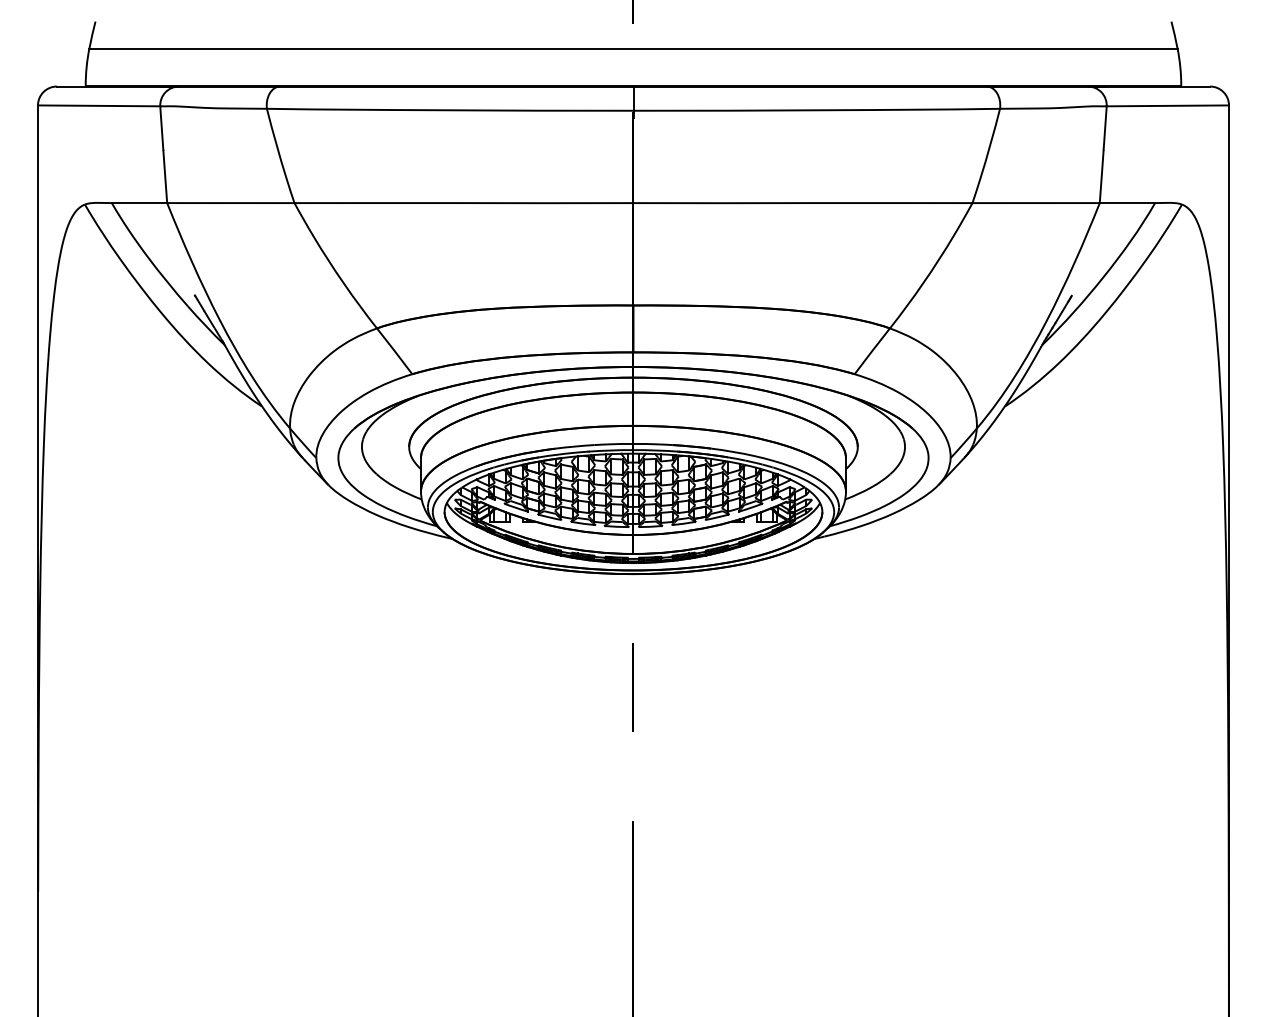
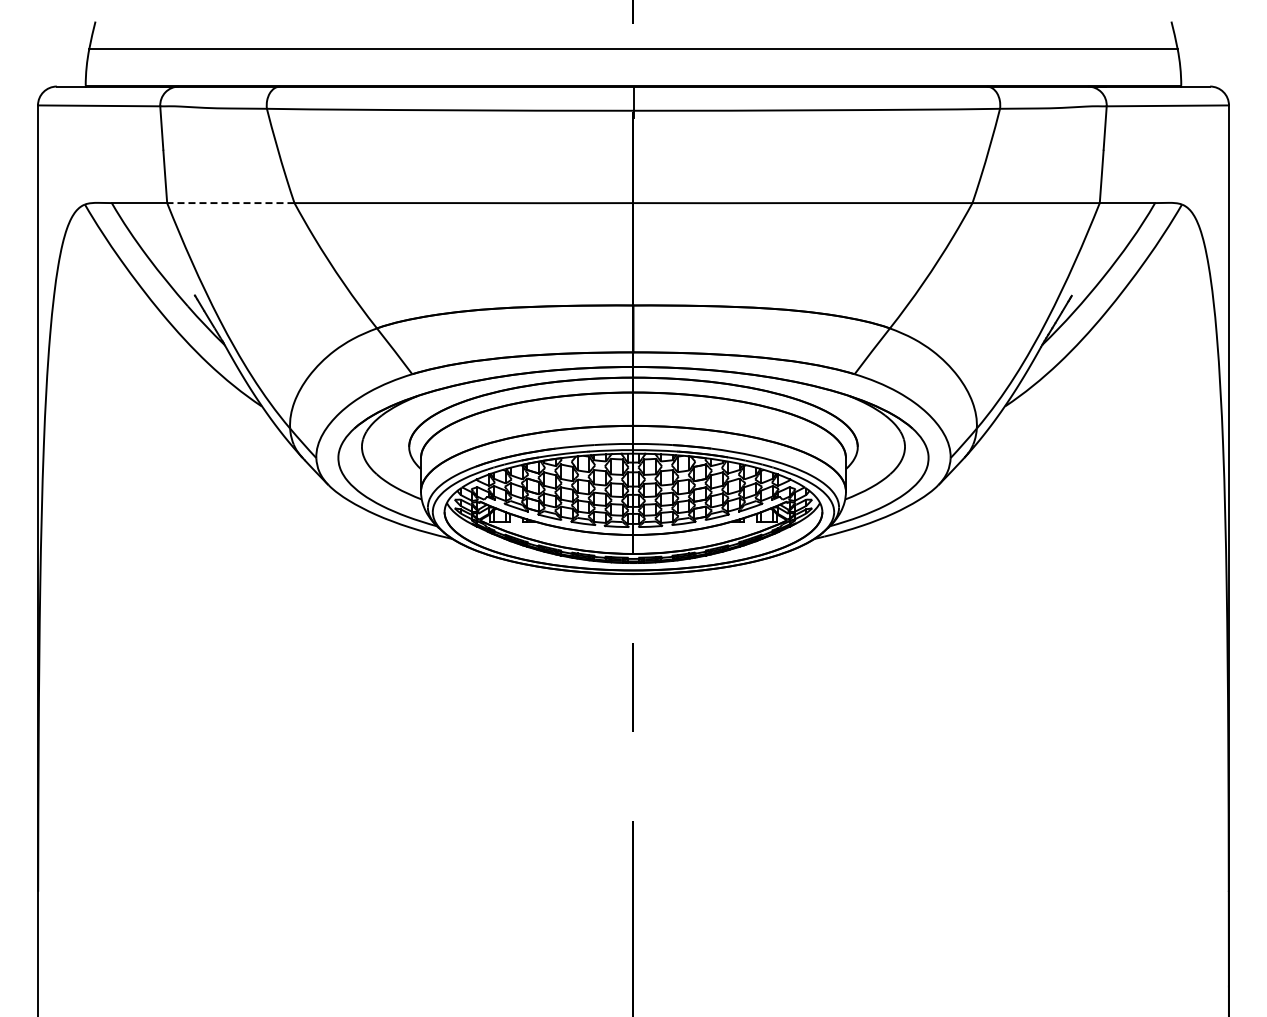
line: solid -> dashed (230, 203)
